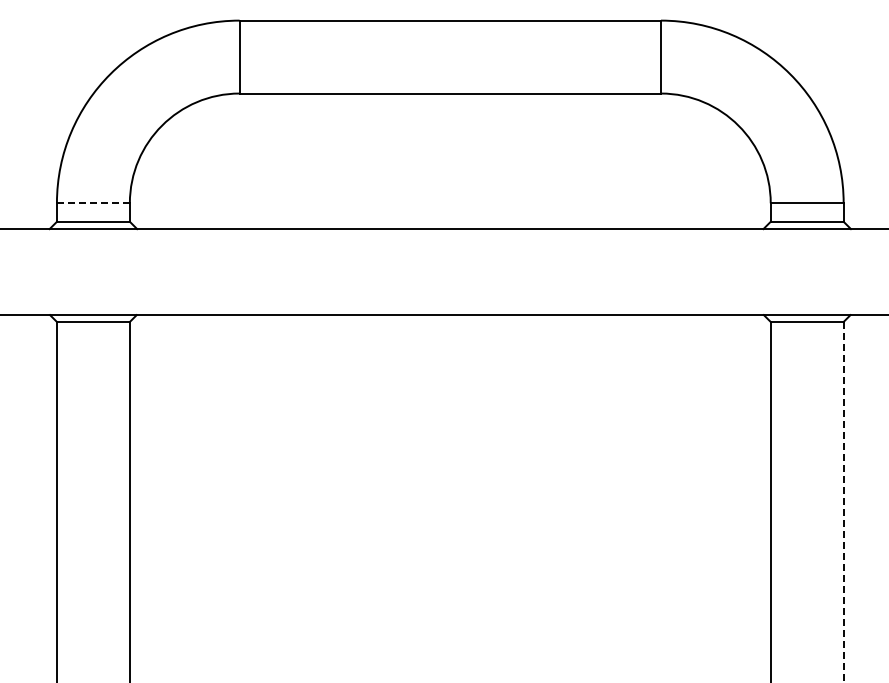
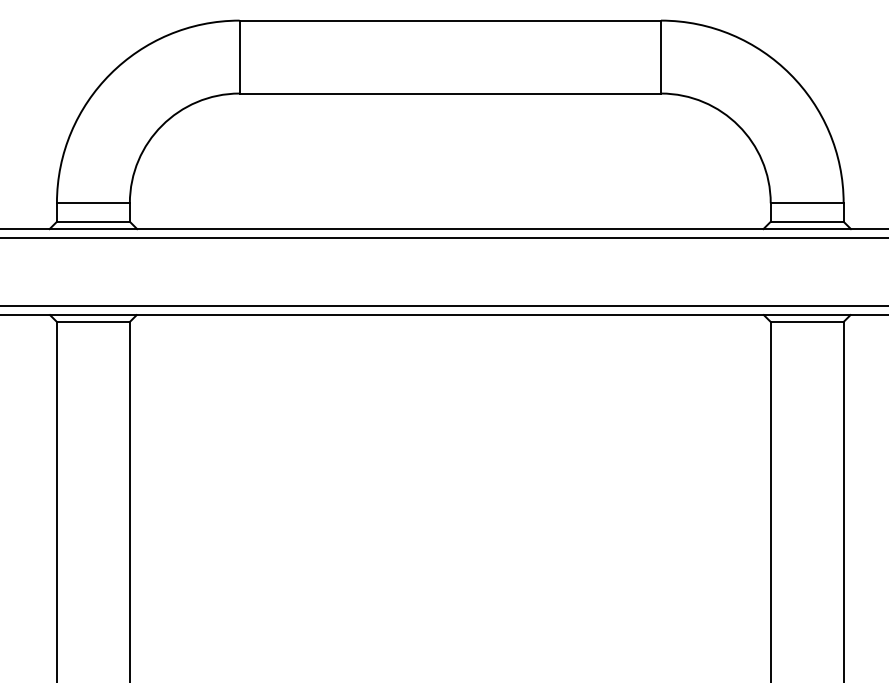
line: dashed -> solid (93, 203)
line: none -> present (443, 237)
line: none -> present (443, 306)
line: dashed -> solid (843, 502)
